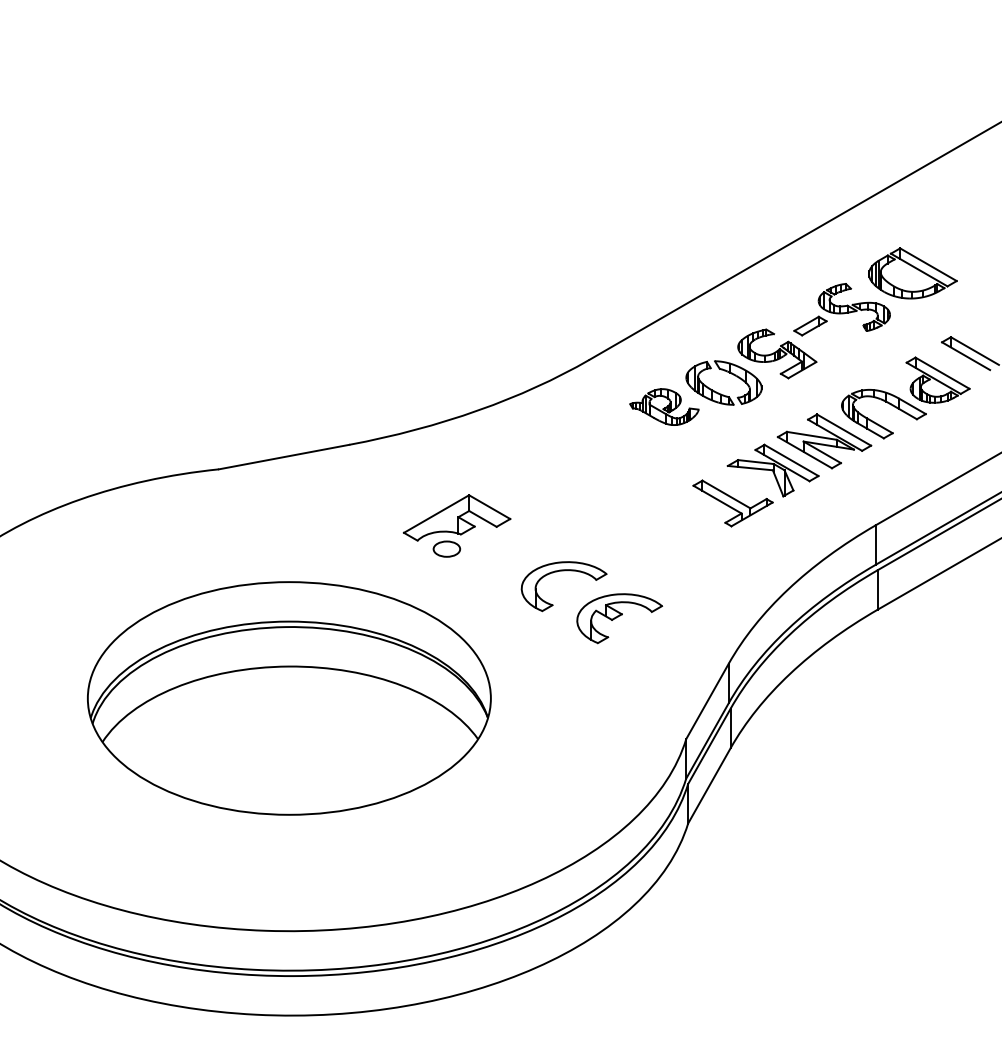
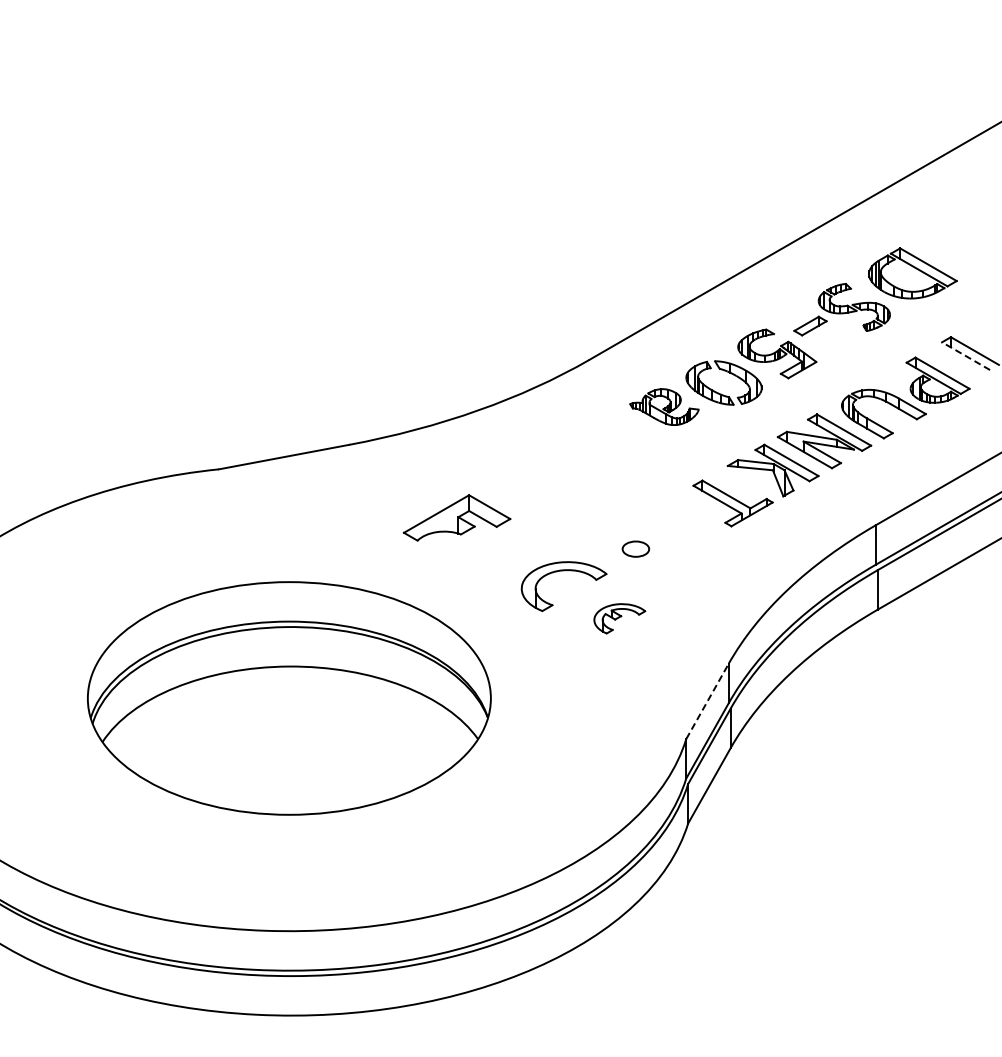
line: solid -> dashed (966, 356)
part position: (446, 548) -> (635, 548) (635, 548)
part size: 88x52 px -> 54x32 px (619, 618)
line: solid -> dashed (707, 701)
